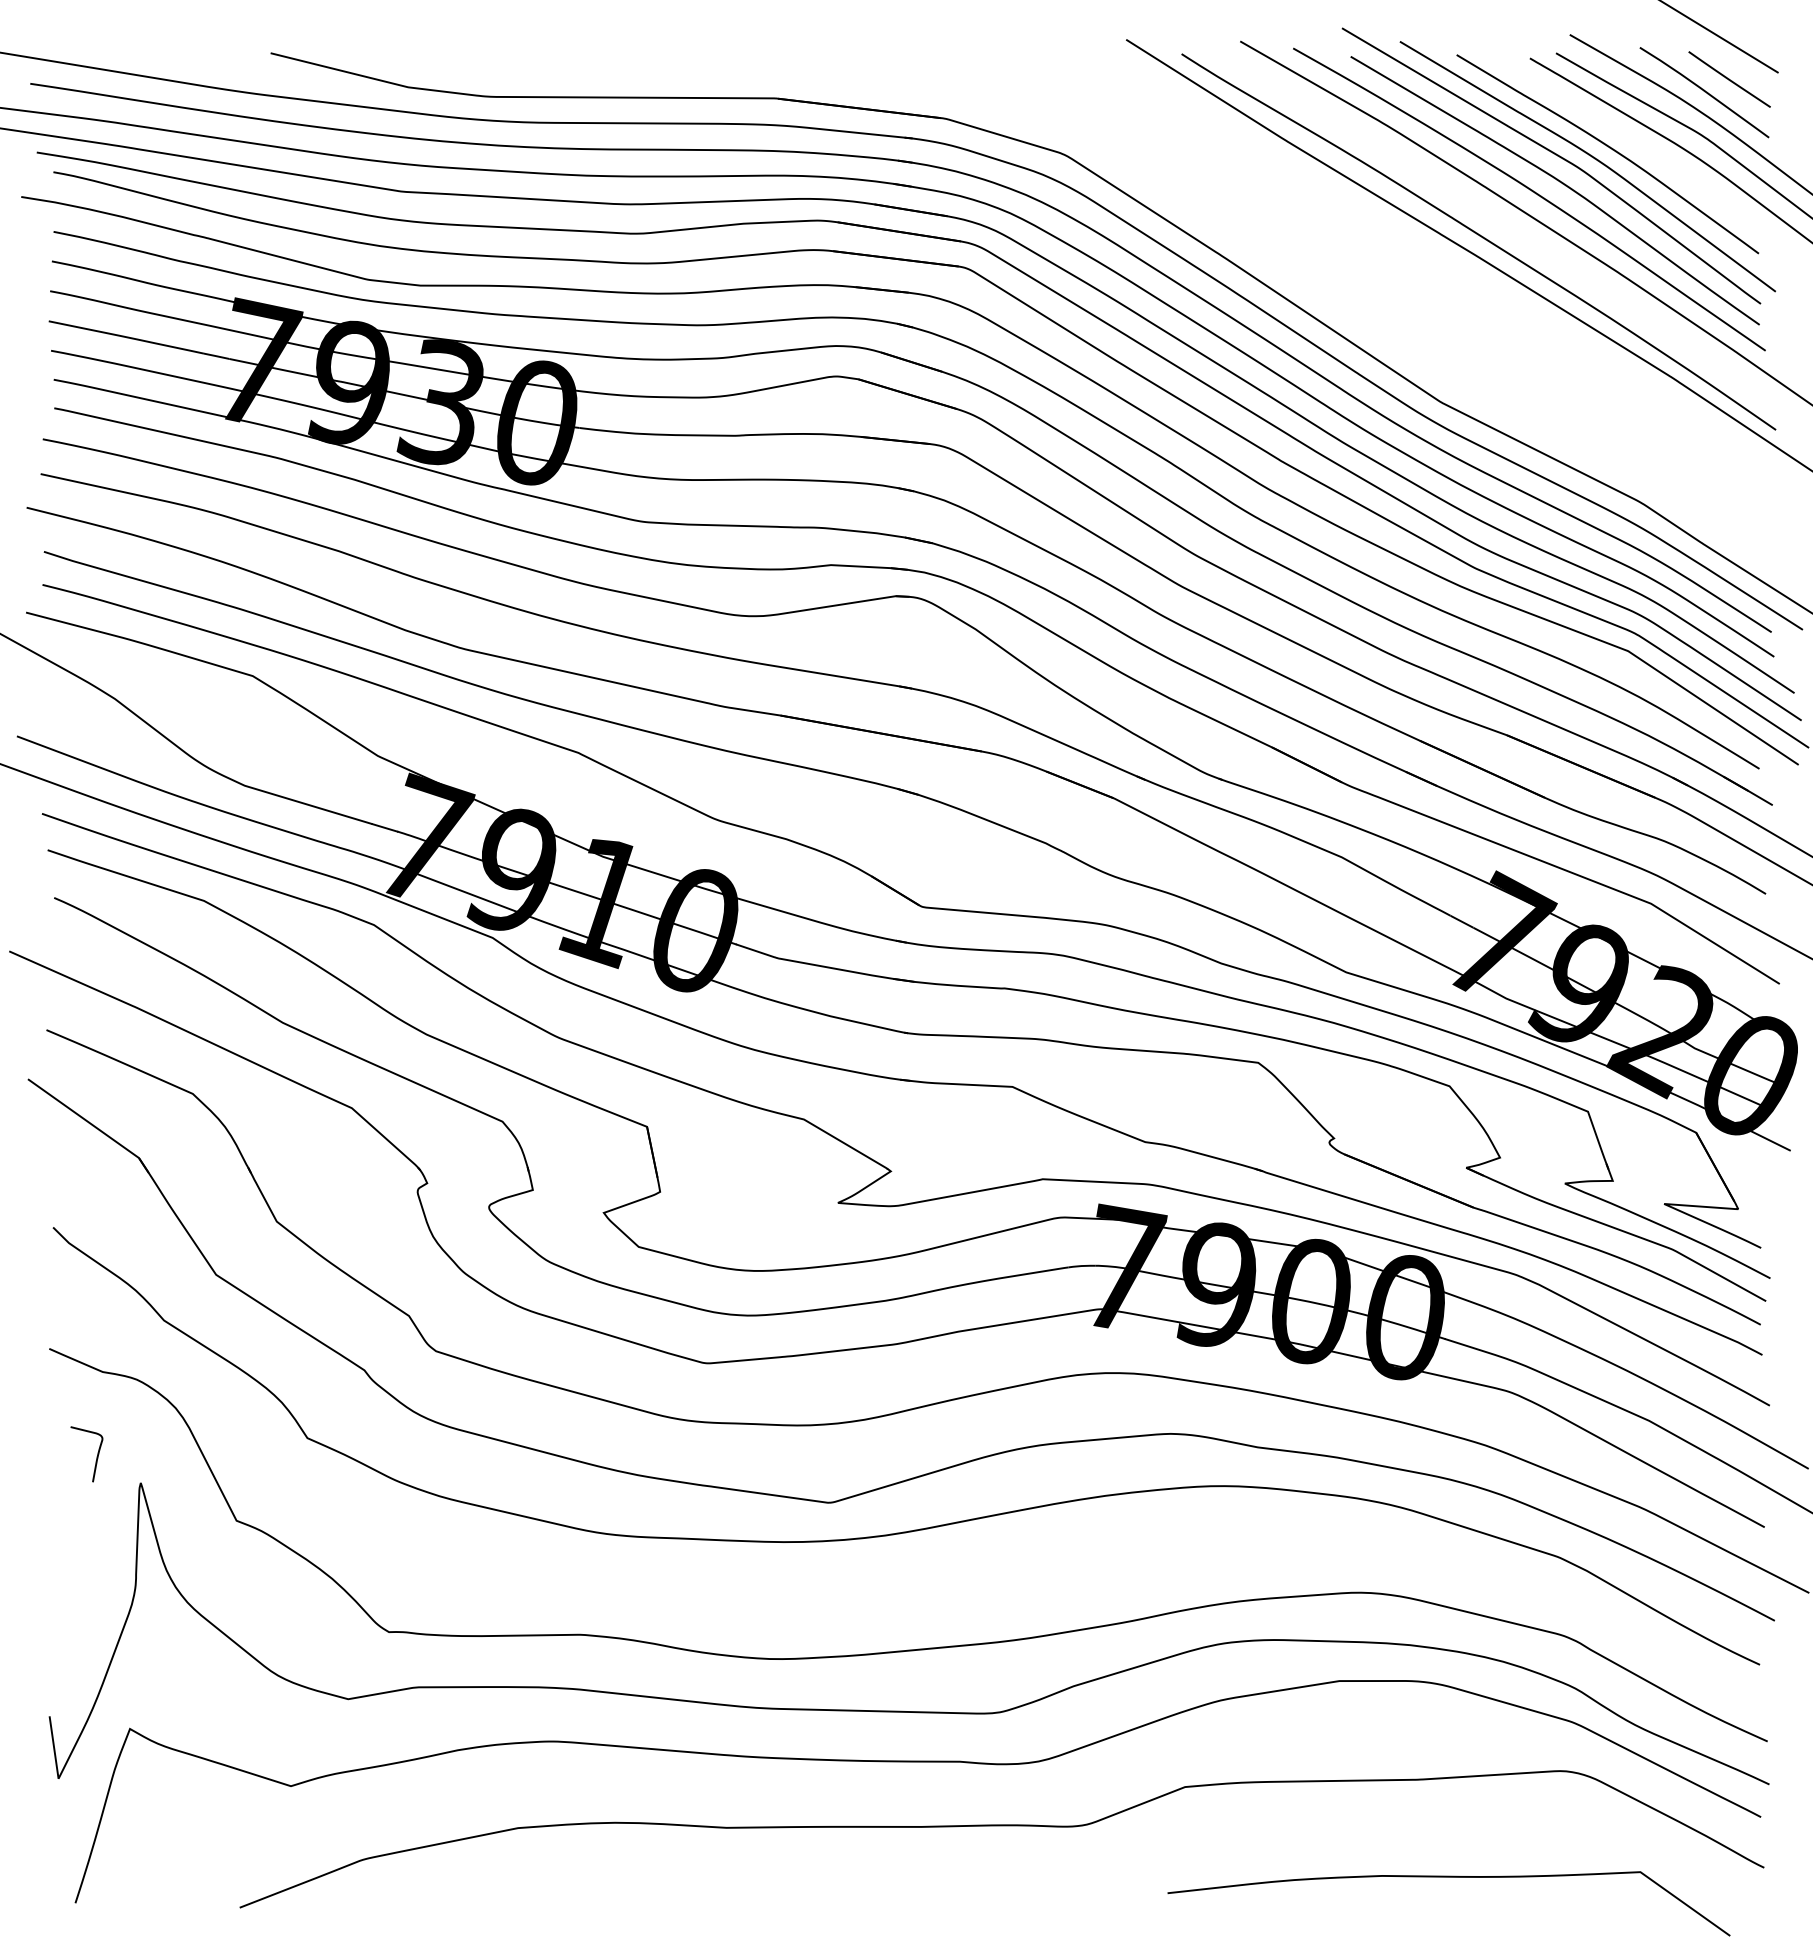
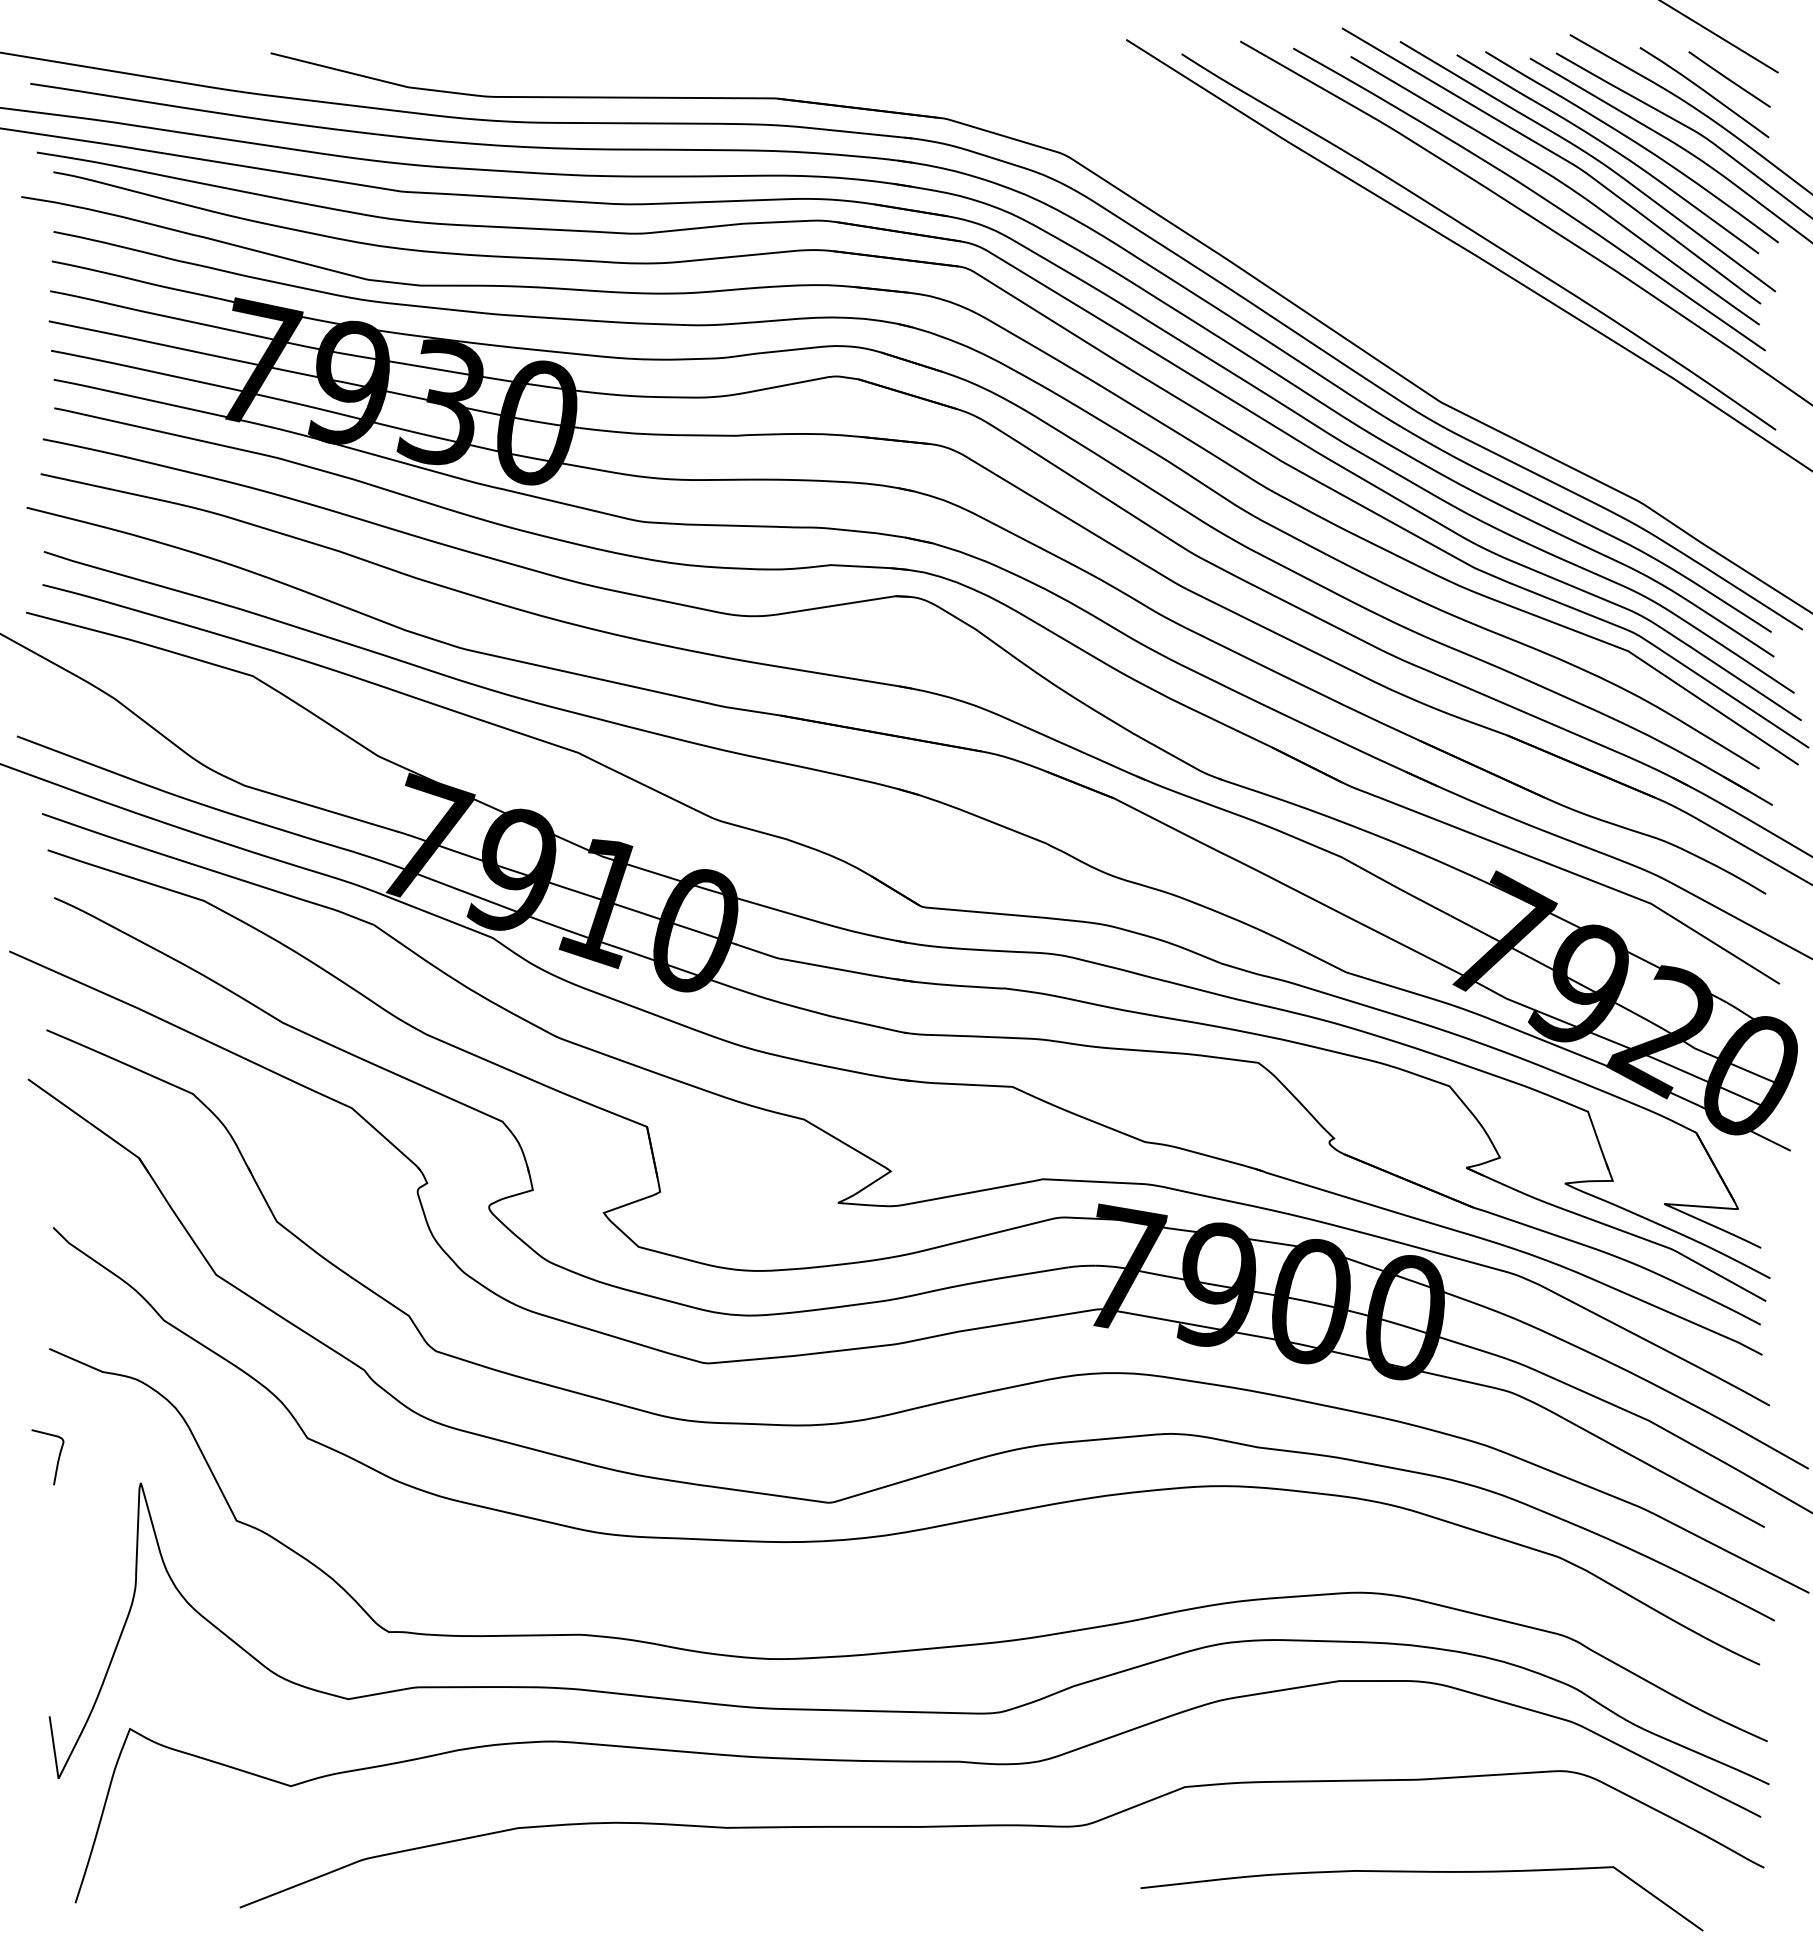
curve: none -> present (1633, 142)
curve position: (96, 1456) -> (57, 1459) (57, 1459)
curve position: (1448, 1877) -> (1421, 1872) (1421, 1872)
